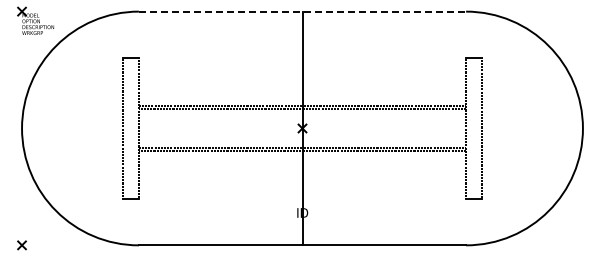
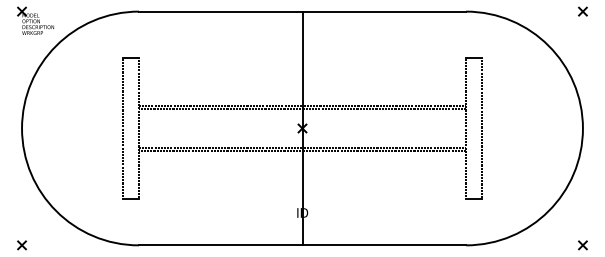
line: dashed -> solid (302, 11)
part: none -> present (582, 11)
part: none -> present (582, 245)
